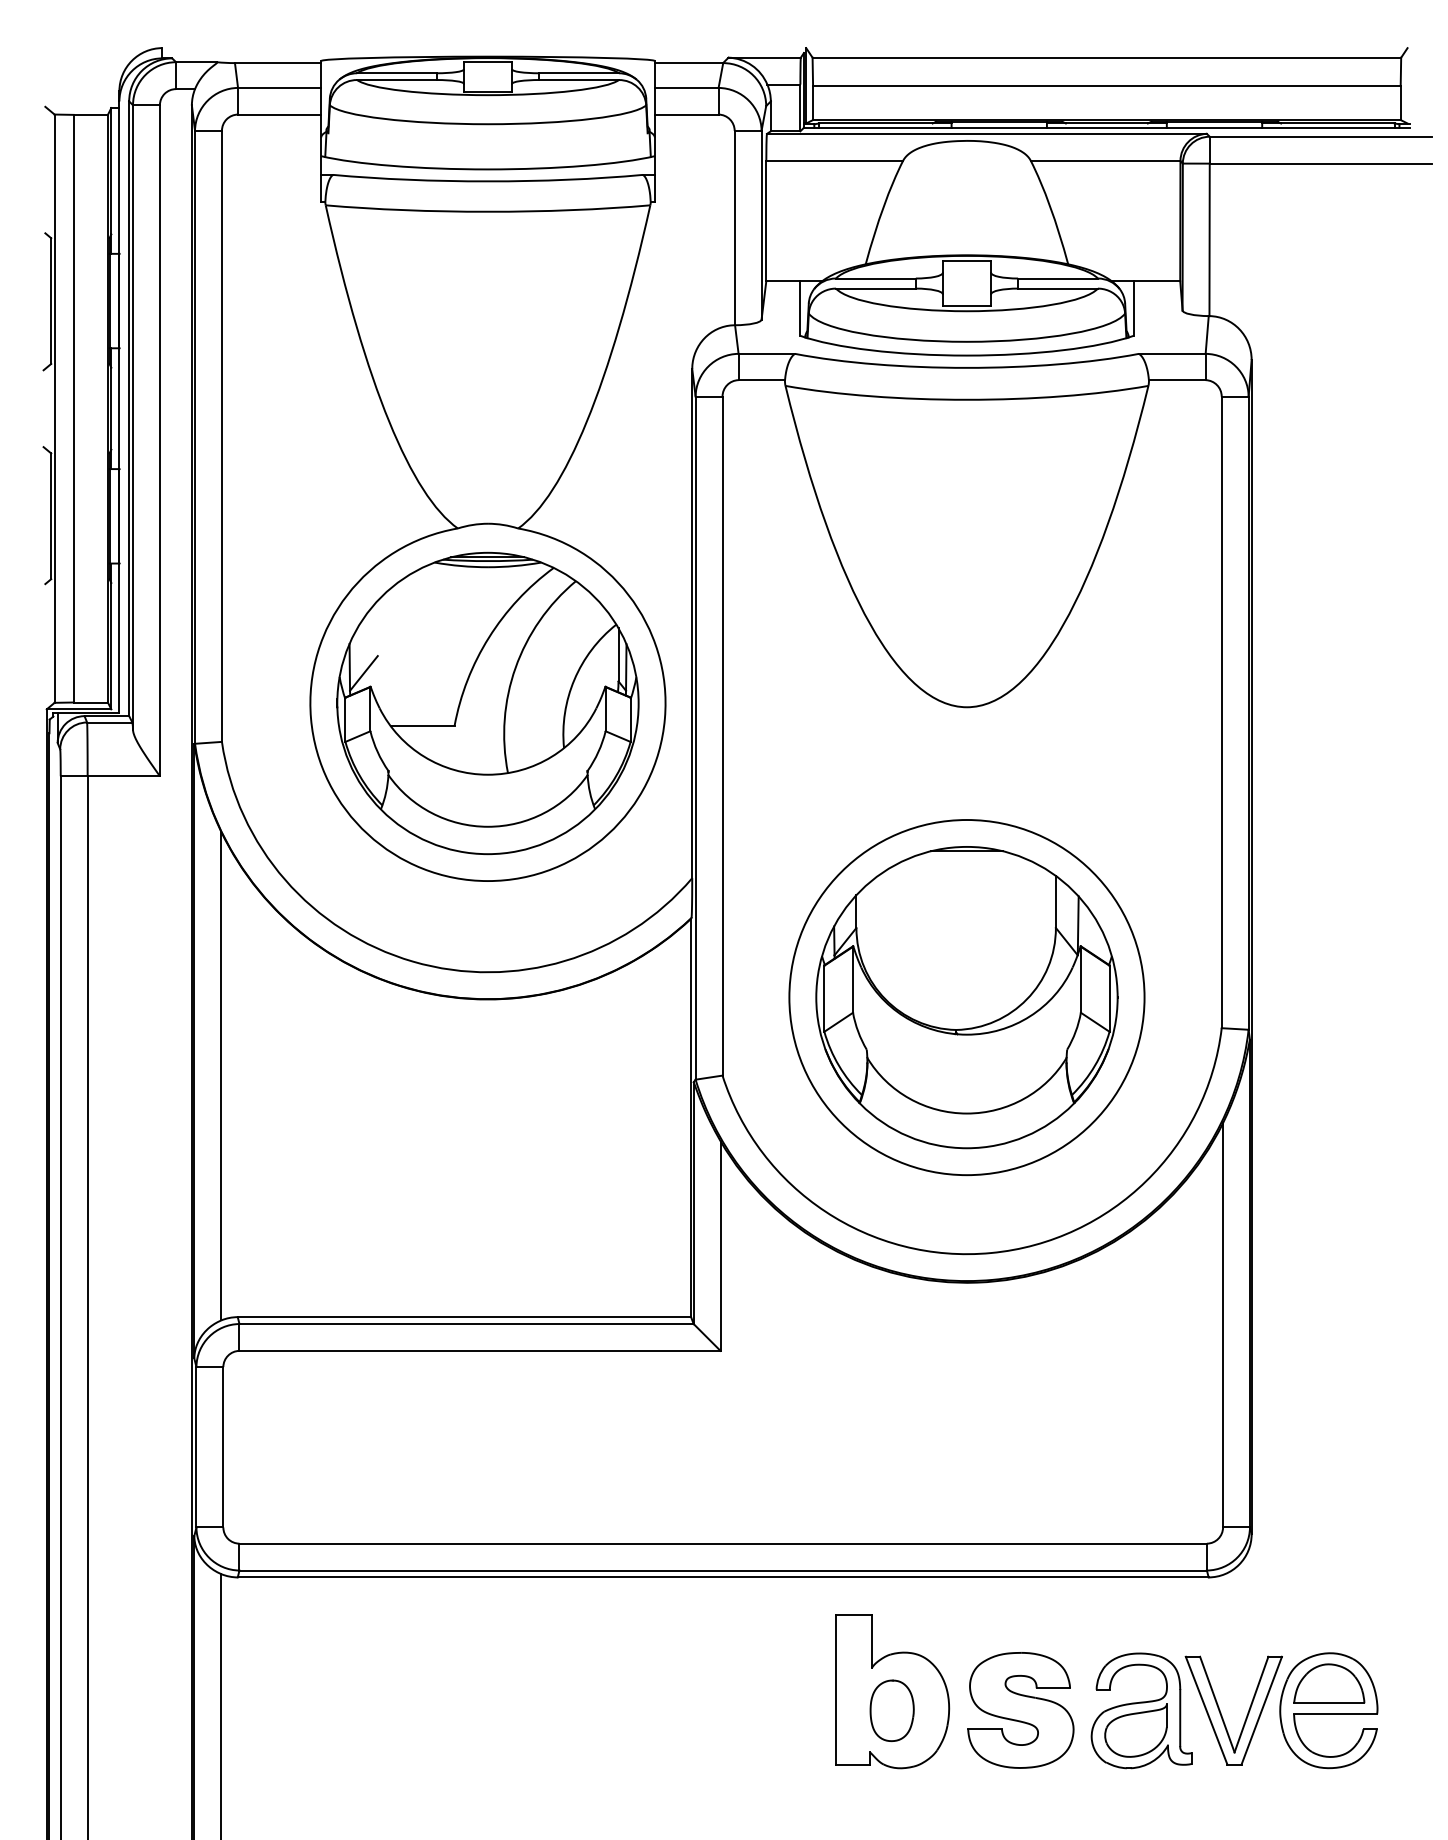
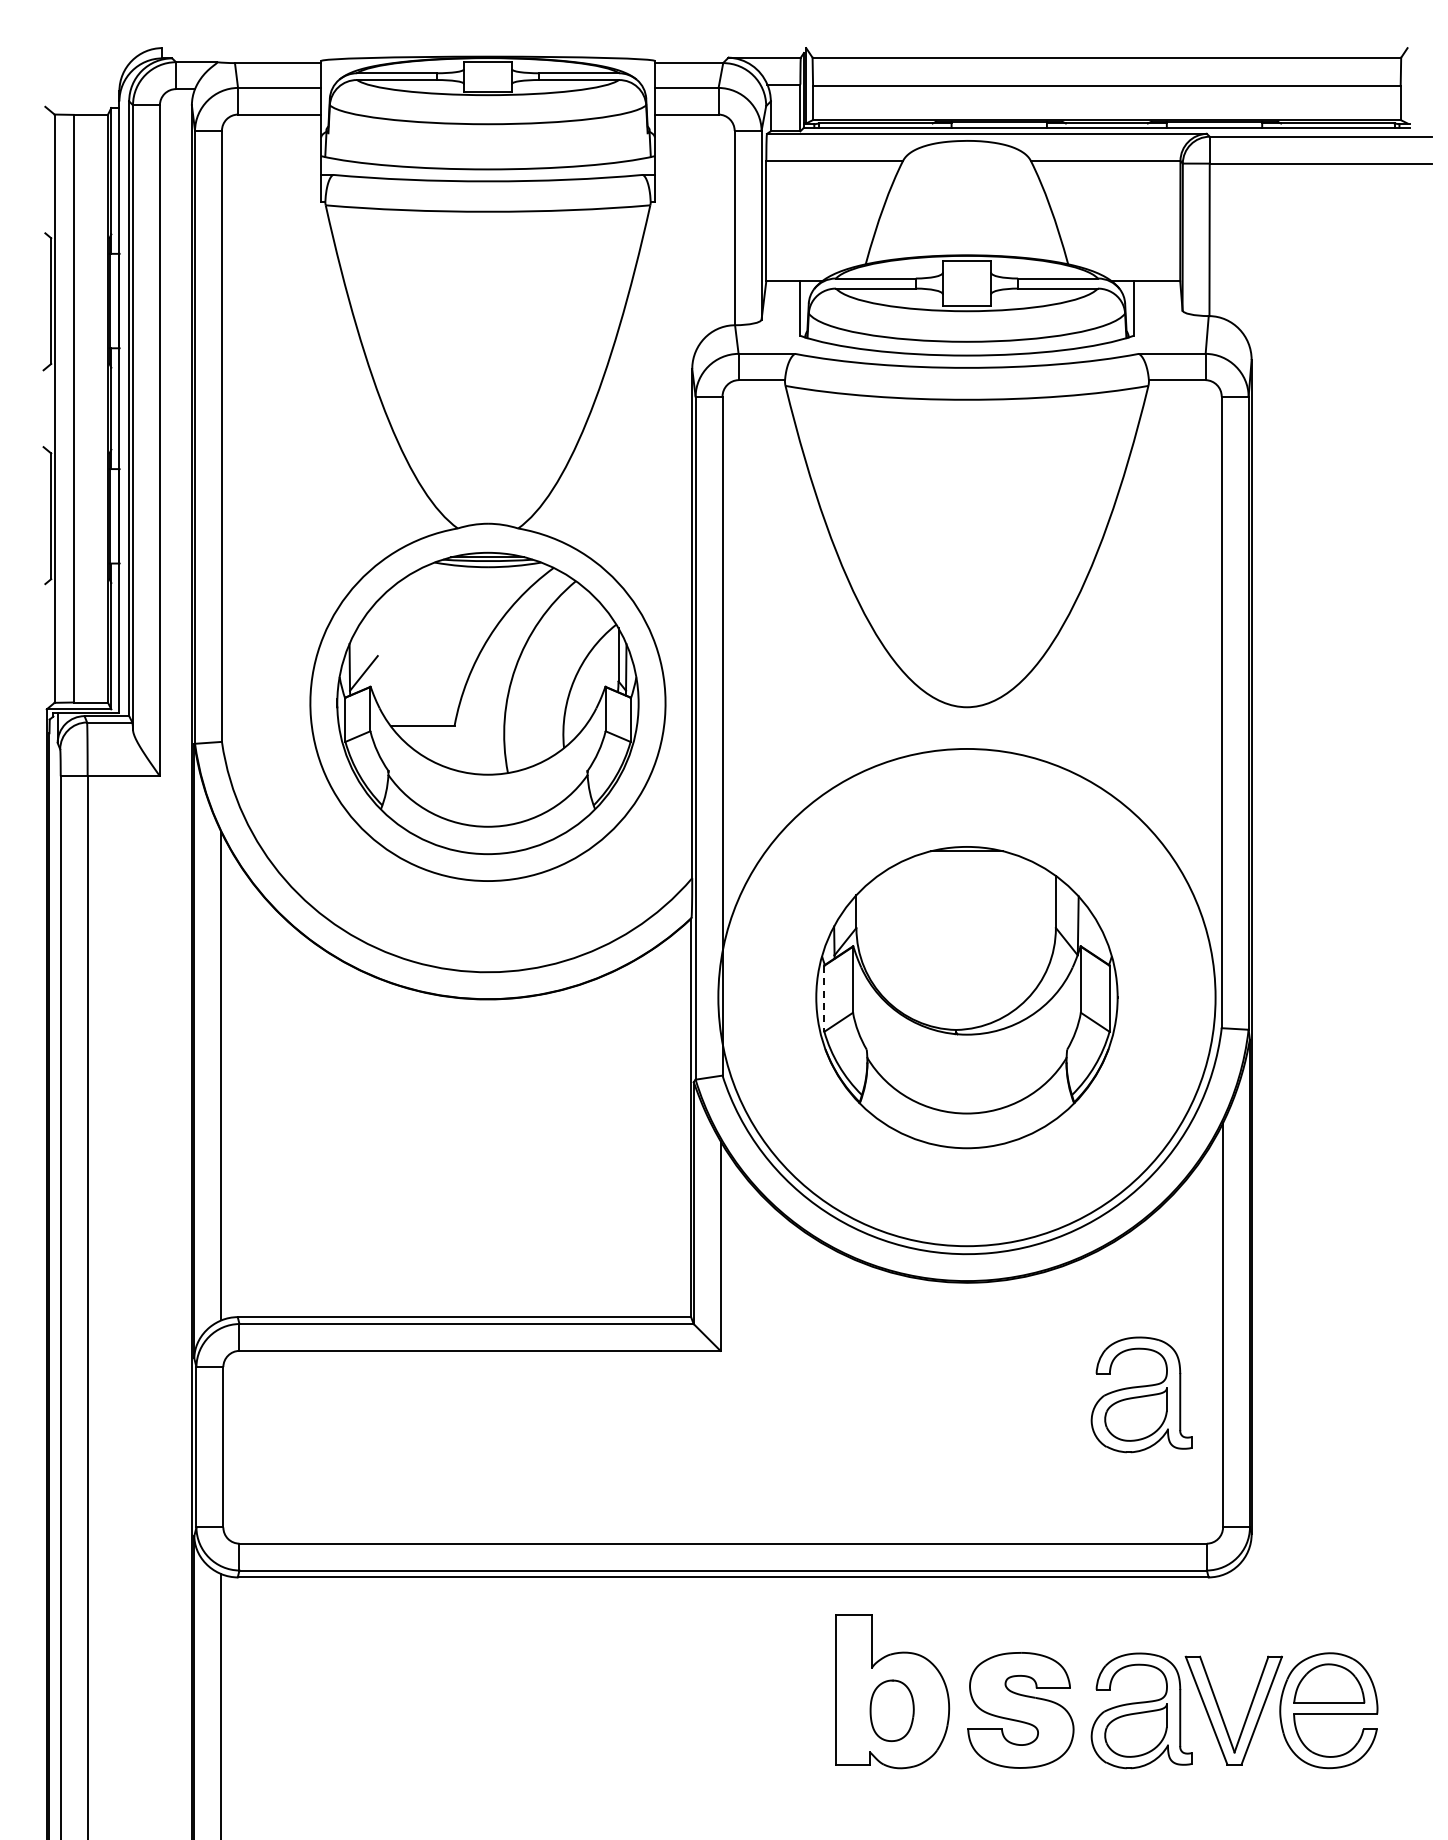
circle diameter: 355 px -> 497 px (966, 997)
line: solid -> dashed (824, 999)
part: none -> present (1141, 1394)
